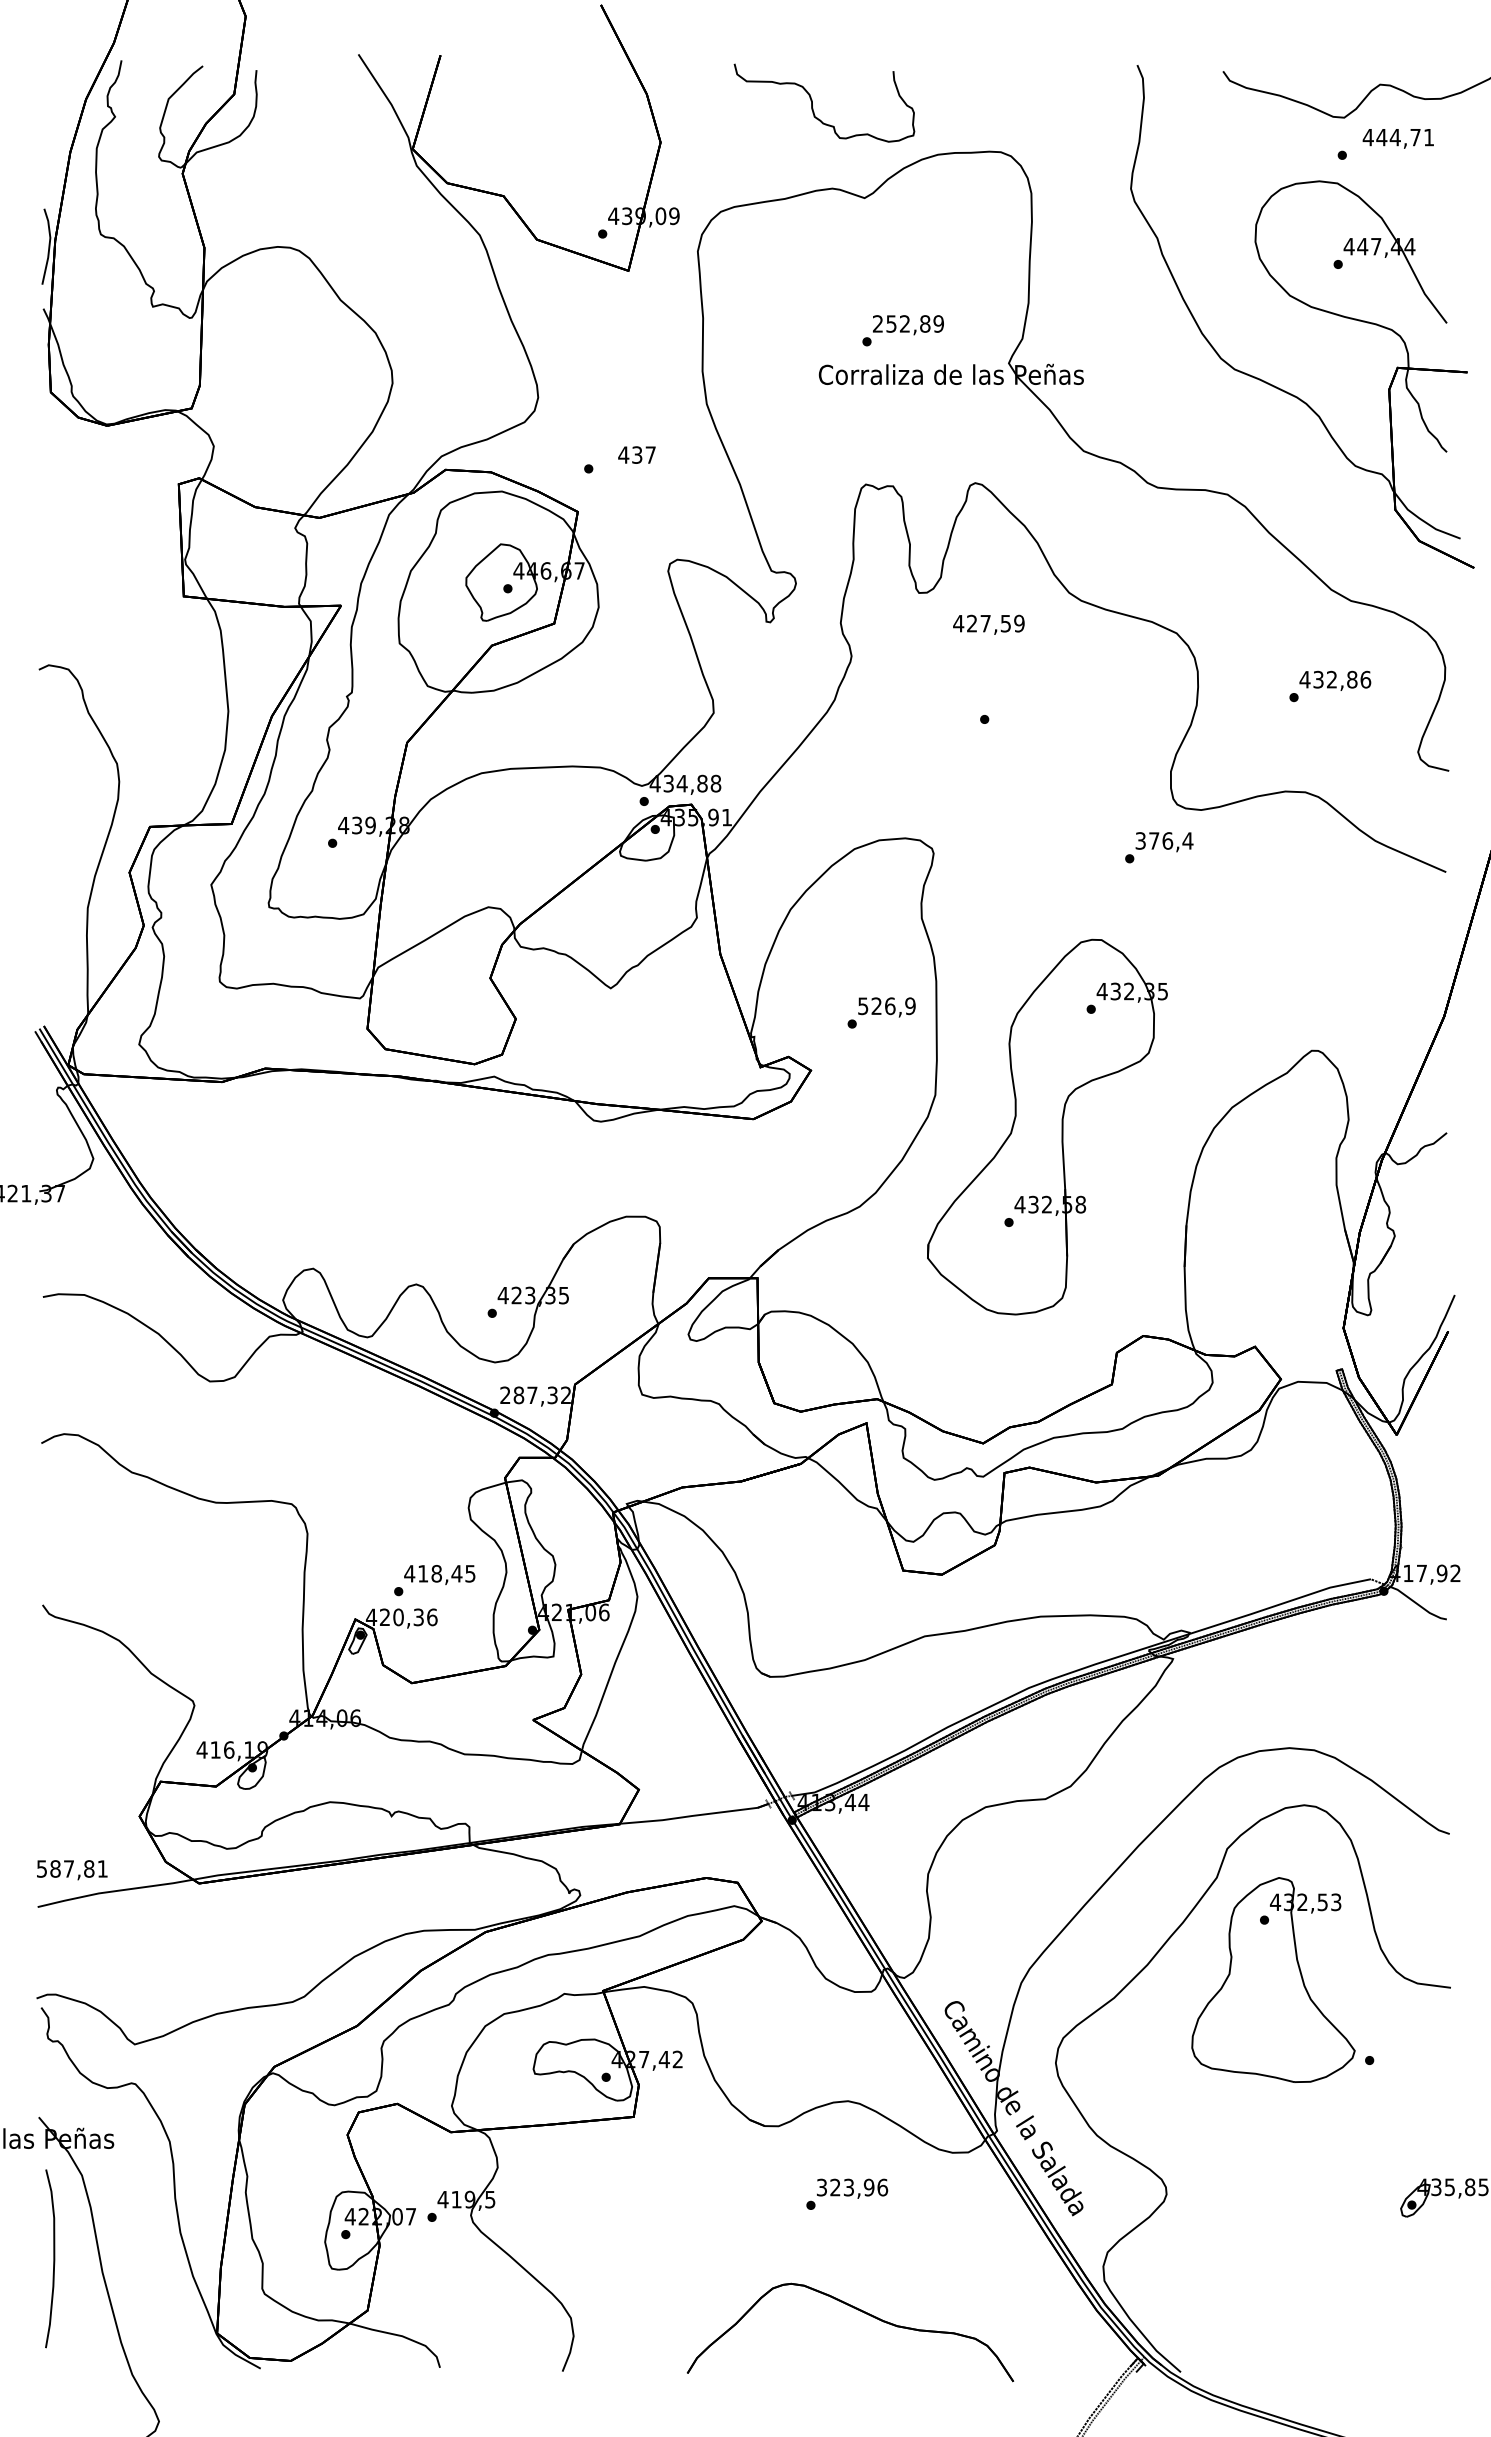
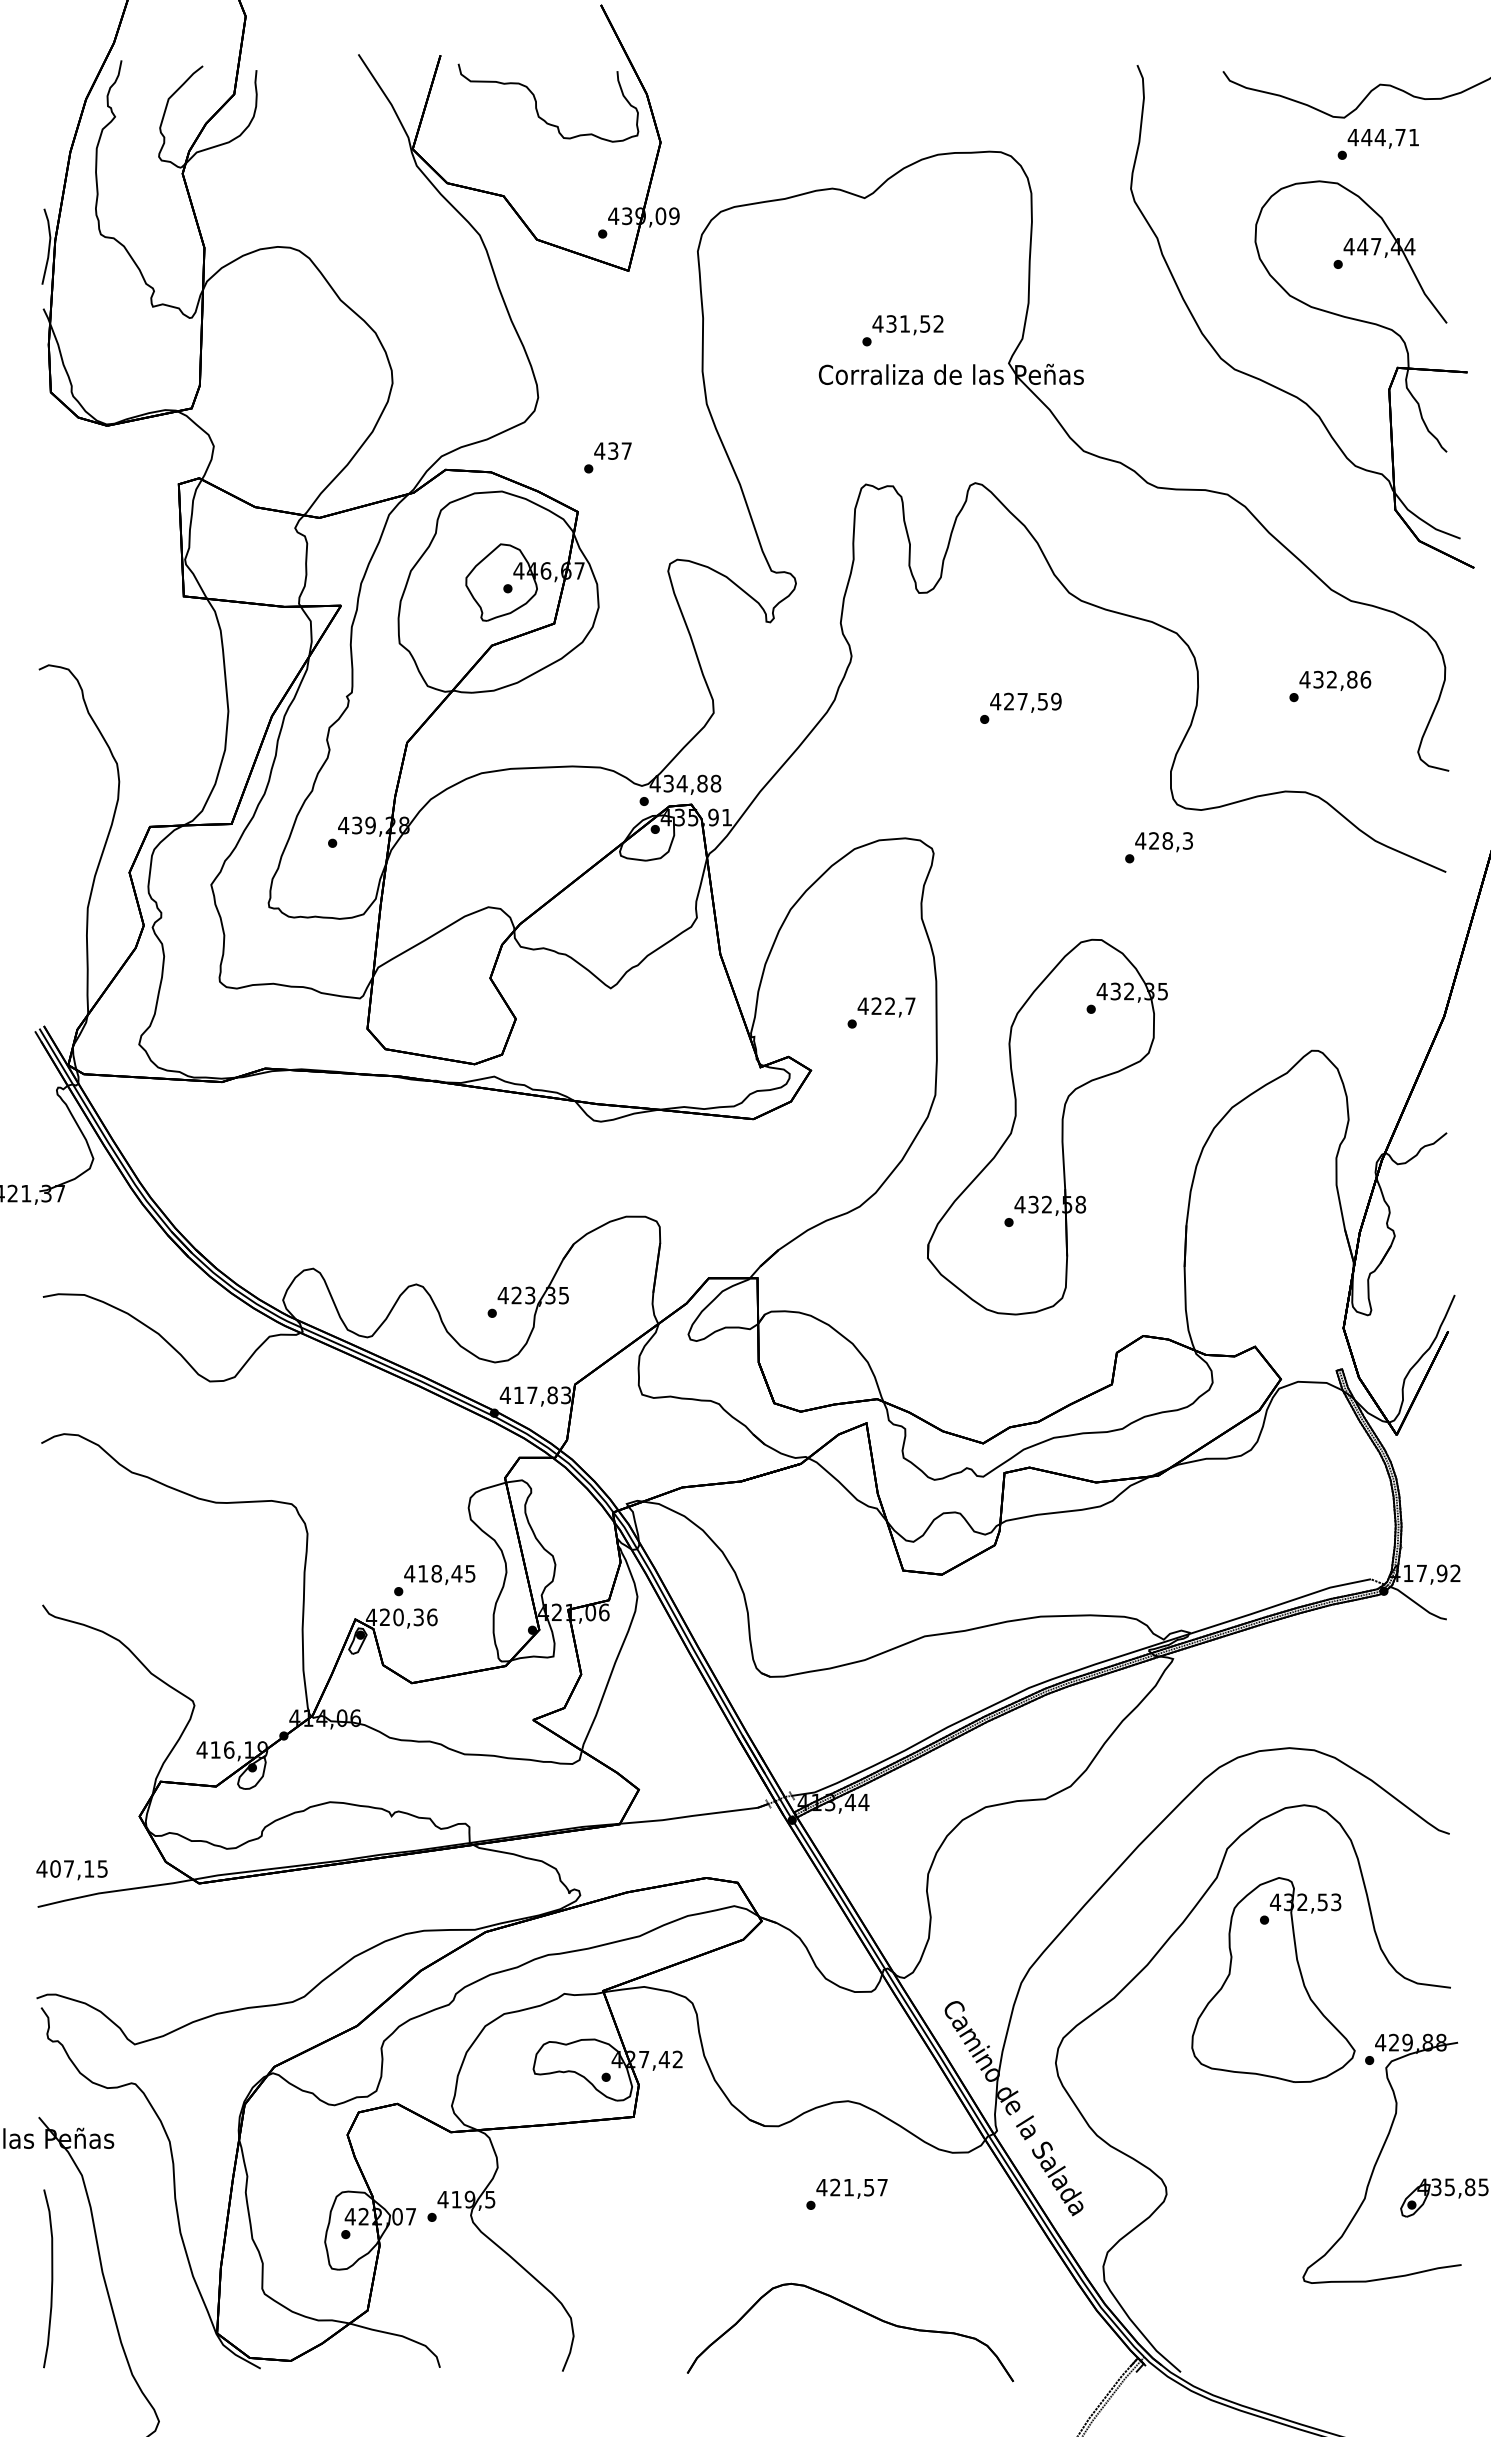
curve position: (812, 102) -> (536, 102) (536, 102)
text position: (1397, 138) -> (1382, 138) (1382, 138)
text: 252,89 -> 431,52 (907, 323)
text position: (636, 454) -> (612, 450) (612, 450)
text position: (988, 624) -> (1025, 702) (1025, 702)
text: 376,4 -> 428,3 (1164, 840)
text: 526,9 -> 422,7 (886, 1006)
text: 287,32 -> 417,83 (535, 1395)
text: 587,81 -> 407,15 (71, 1868)
part: none -> present (1381, 2158)
text: 323,96 -> 421,57 (852, 2187)
curve position: (53, 2258) -> (51, 2278) (51, 2278)
